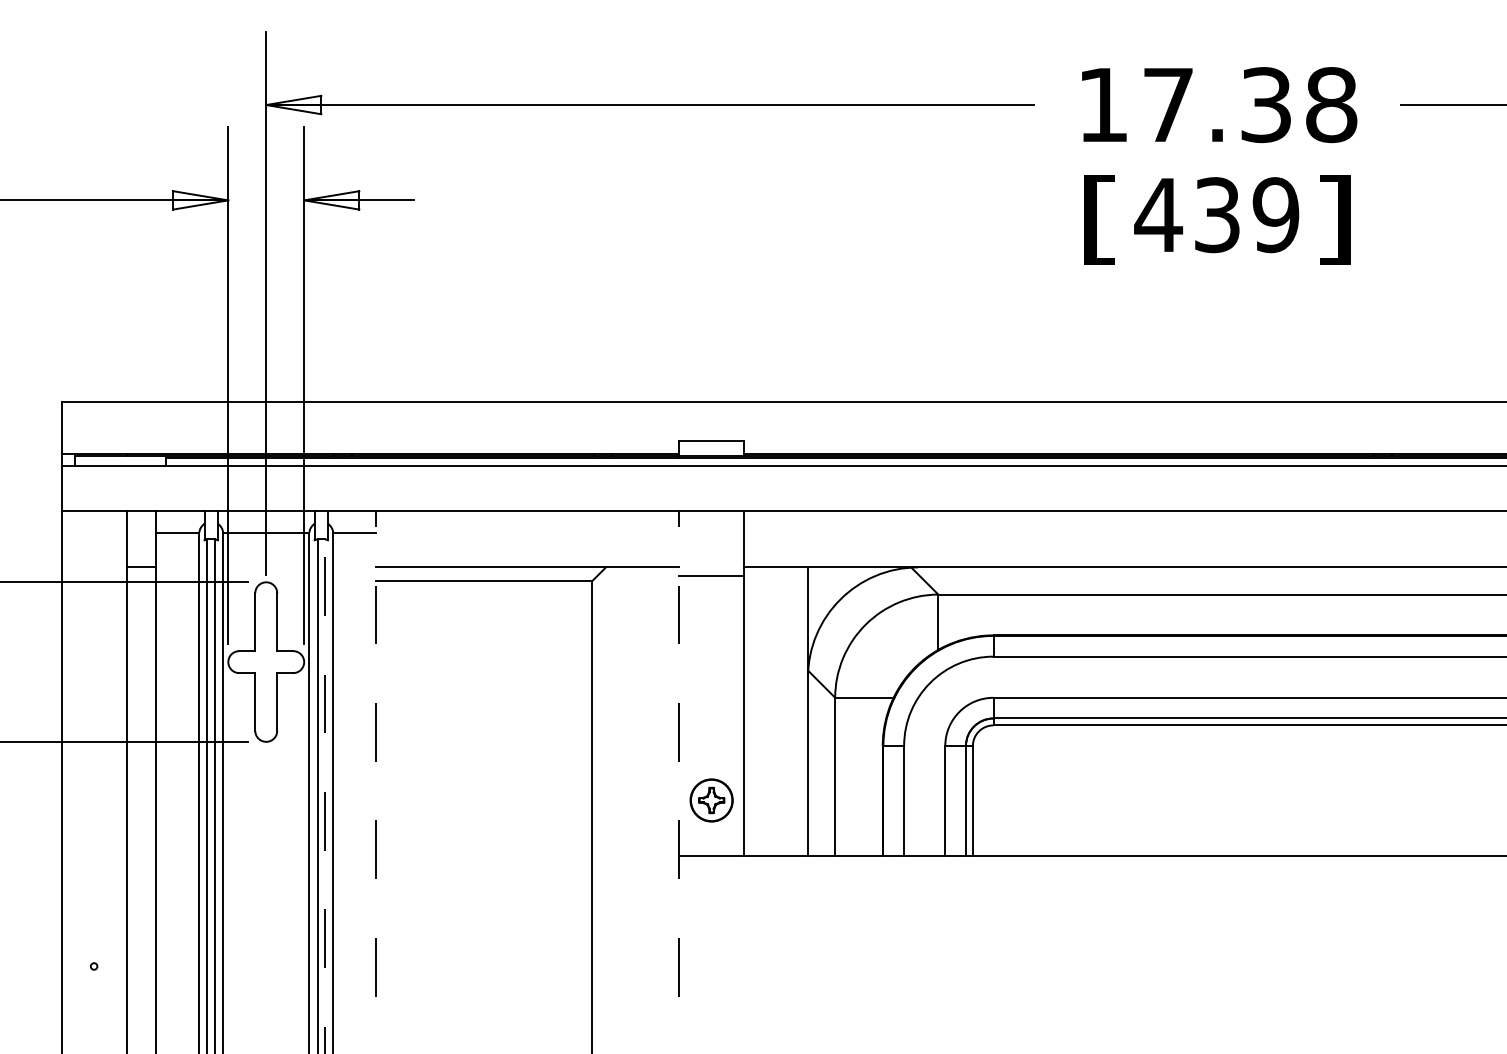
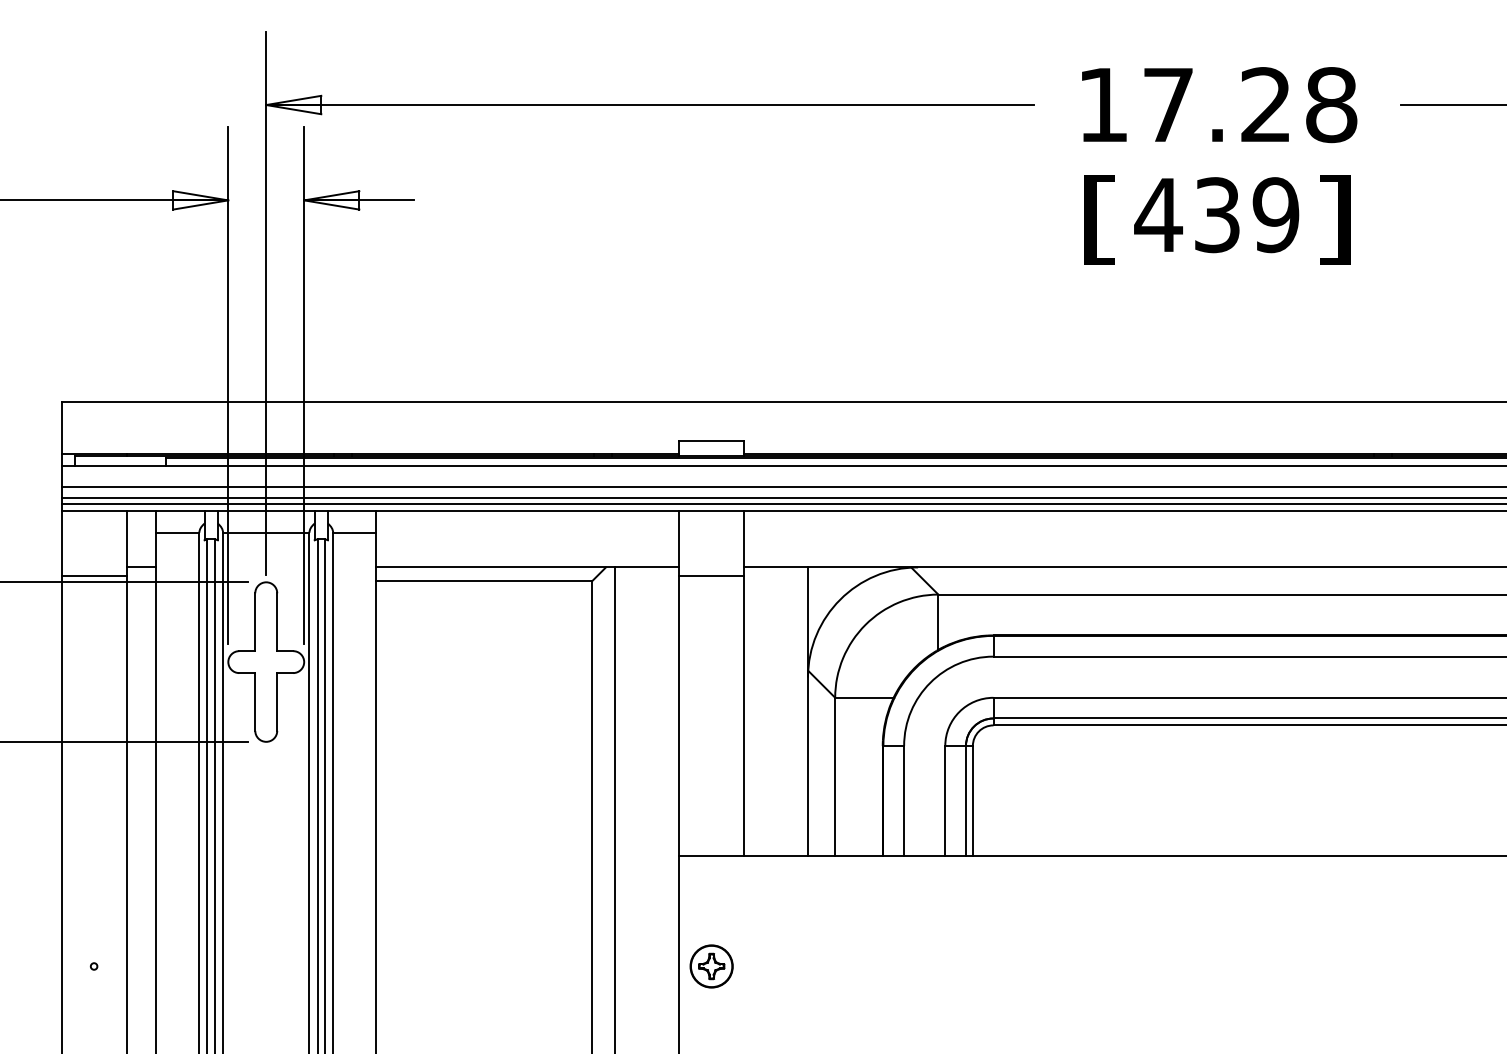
text: 17.38 -> 17.28 (1265, 105)
line: none -> present (782, 486)
line: none -> present (782, 497)
line: none -> present (782, 504)
line: none -> present (93, 575)
line: dashed -> solid (376, 781)
line: dashed -> solid (679, 781)
line: dashed -> solid (325, 796)
part position: (711, 800) -> (711, 966) (711, 966)
line: none -> present (615, 808)
